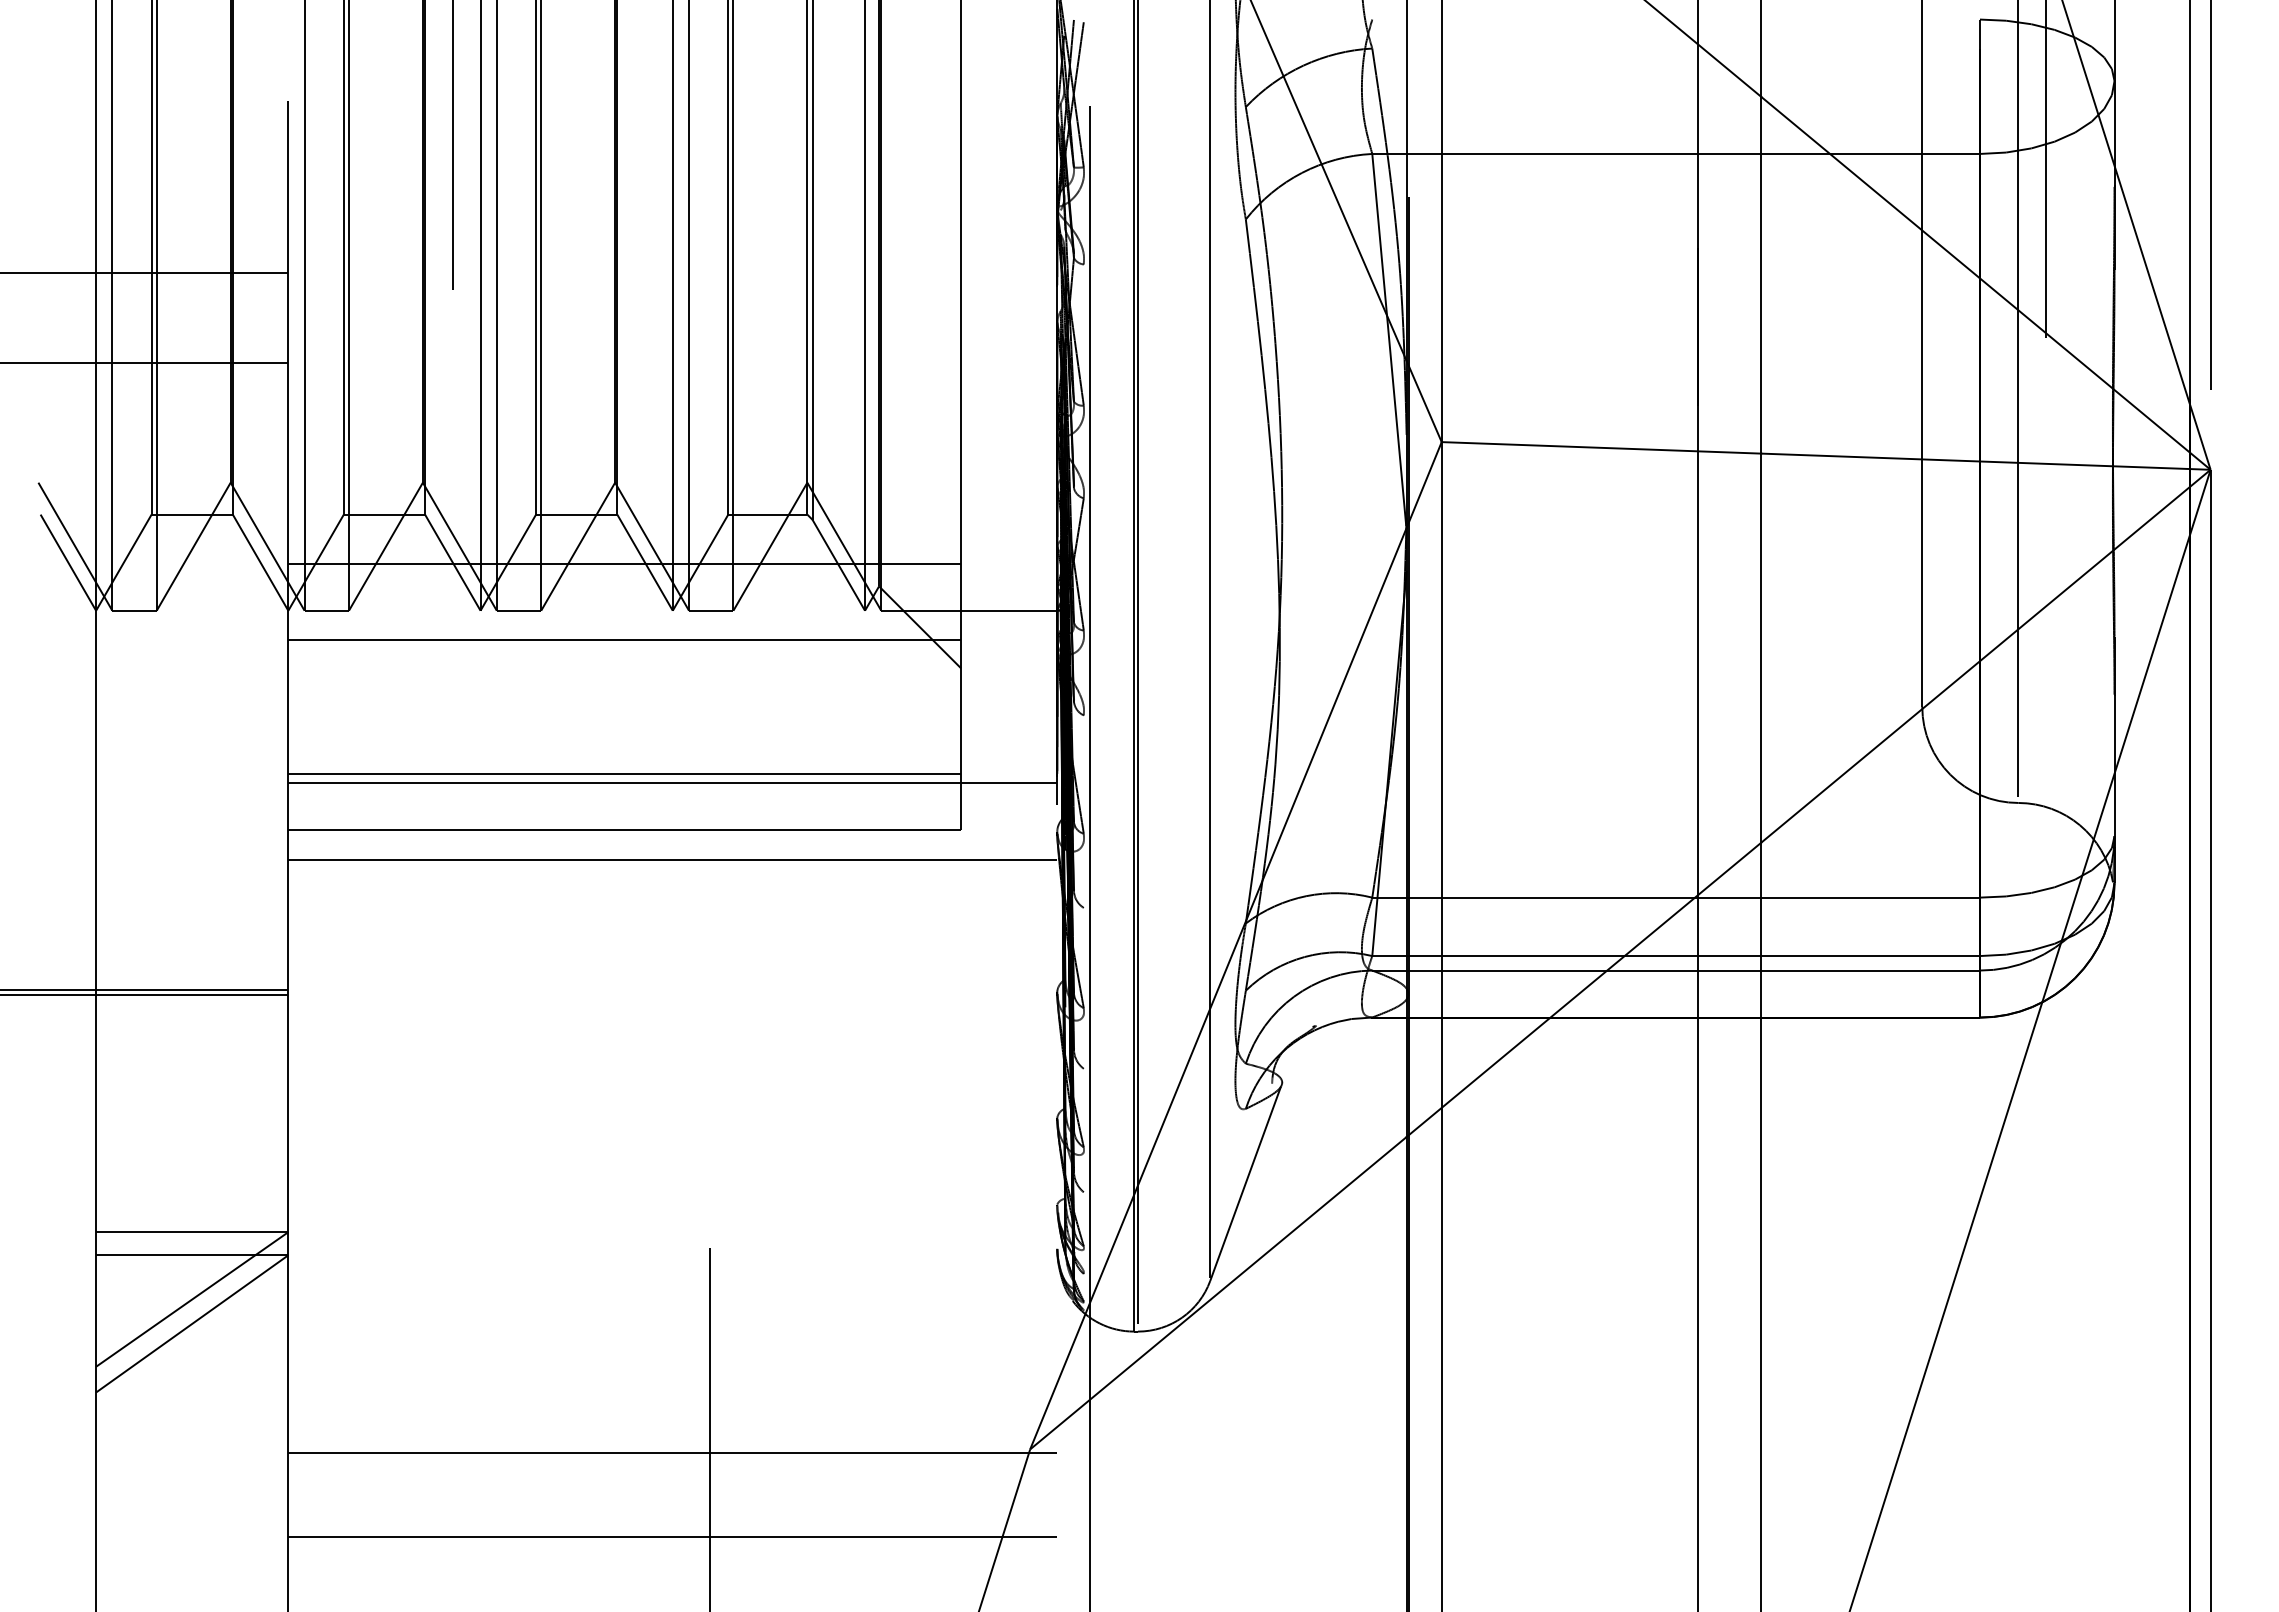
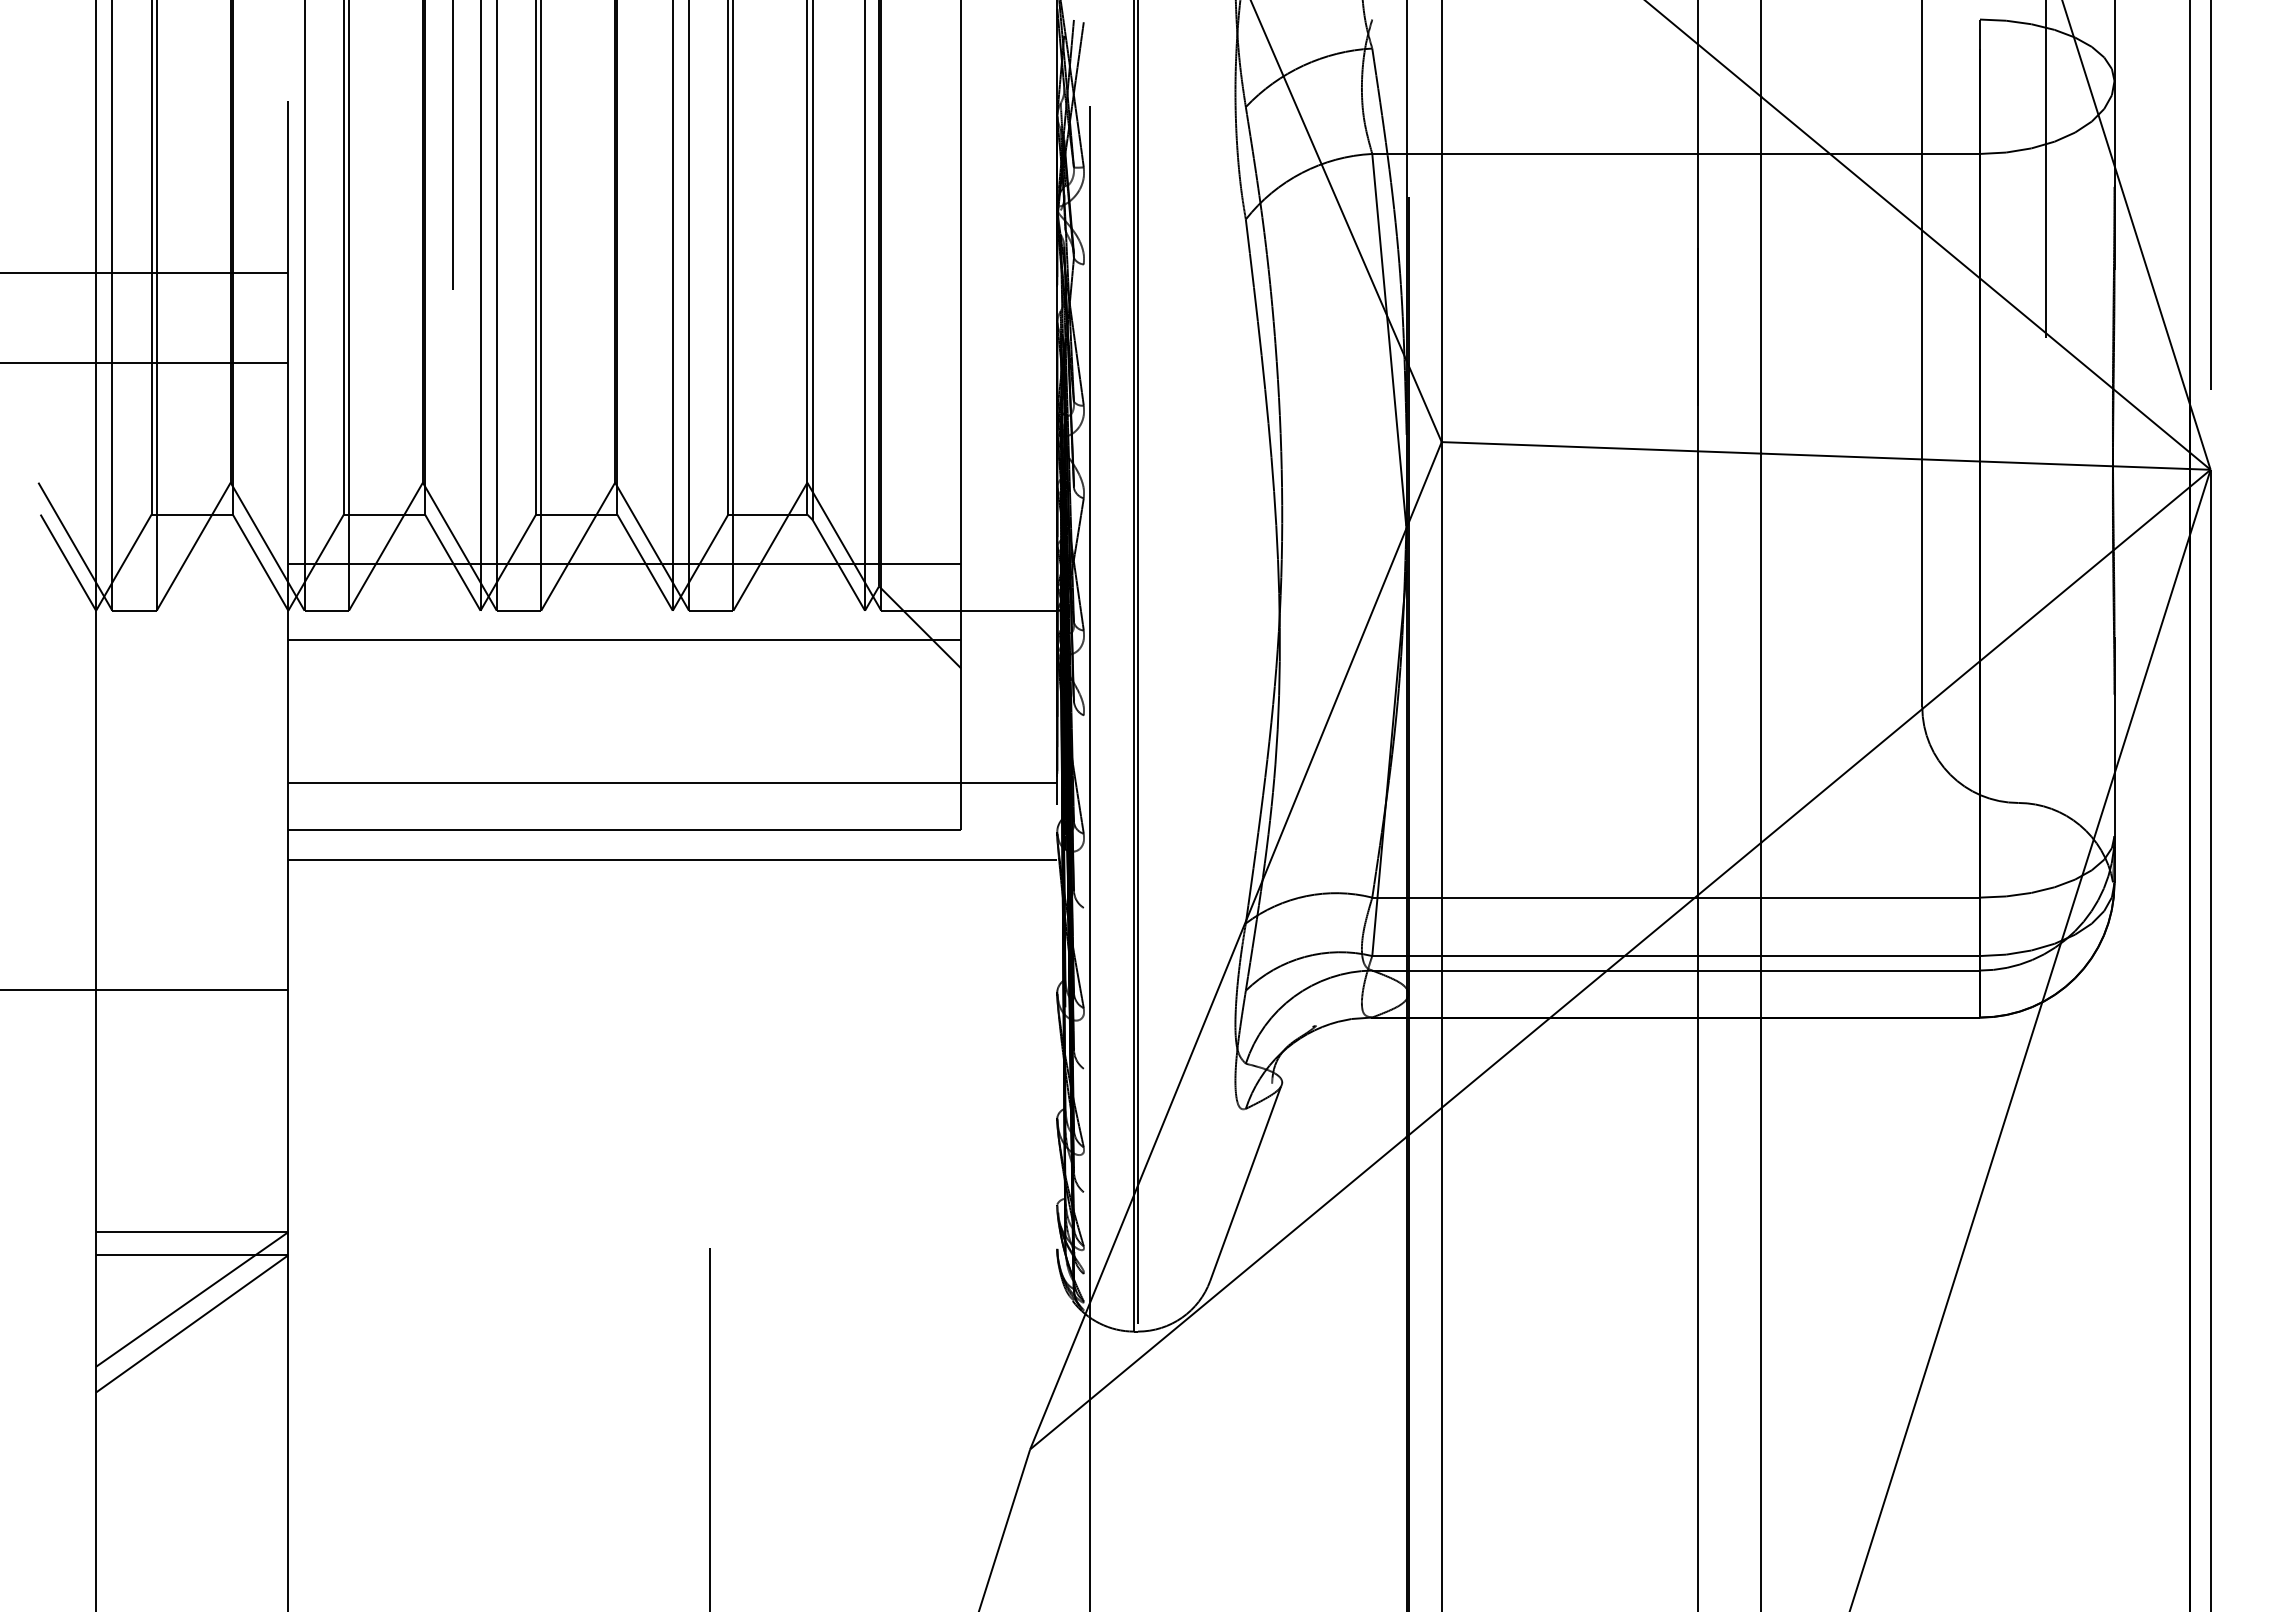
line: present -> none (2018, 399)
line: present -> none (1210, 639)
line: present -> none (624, 774)
line: present -> none (145, 995)
line: present -> none (672, 1453)
line: present -> none (672, 1536)
